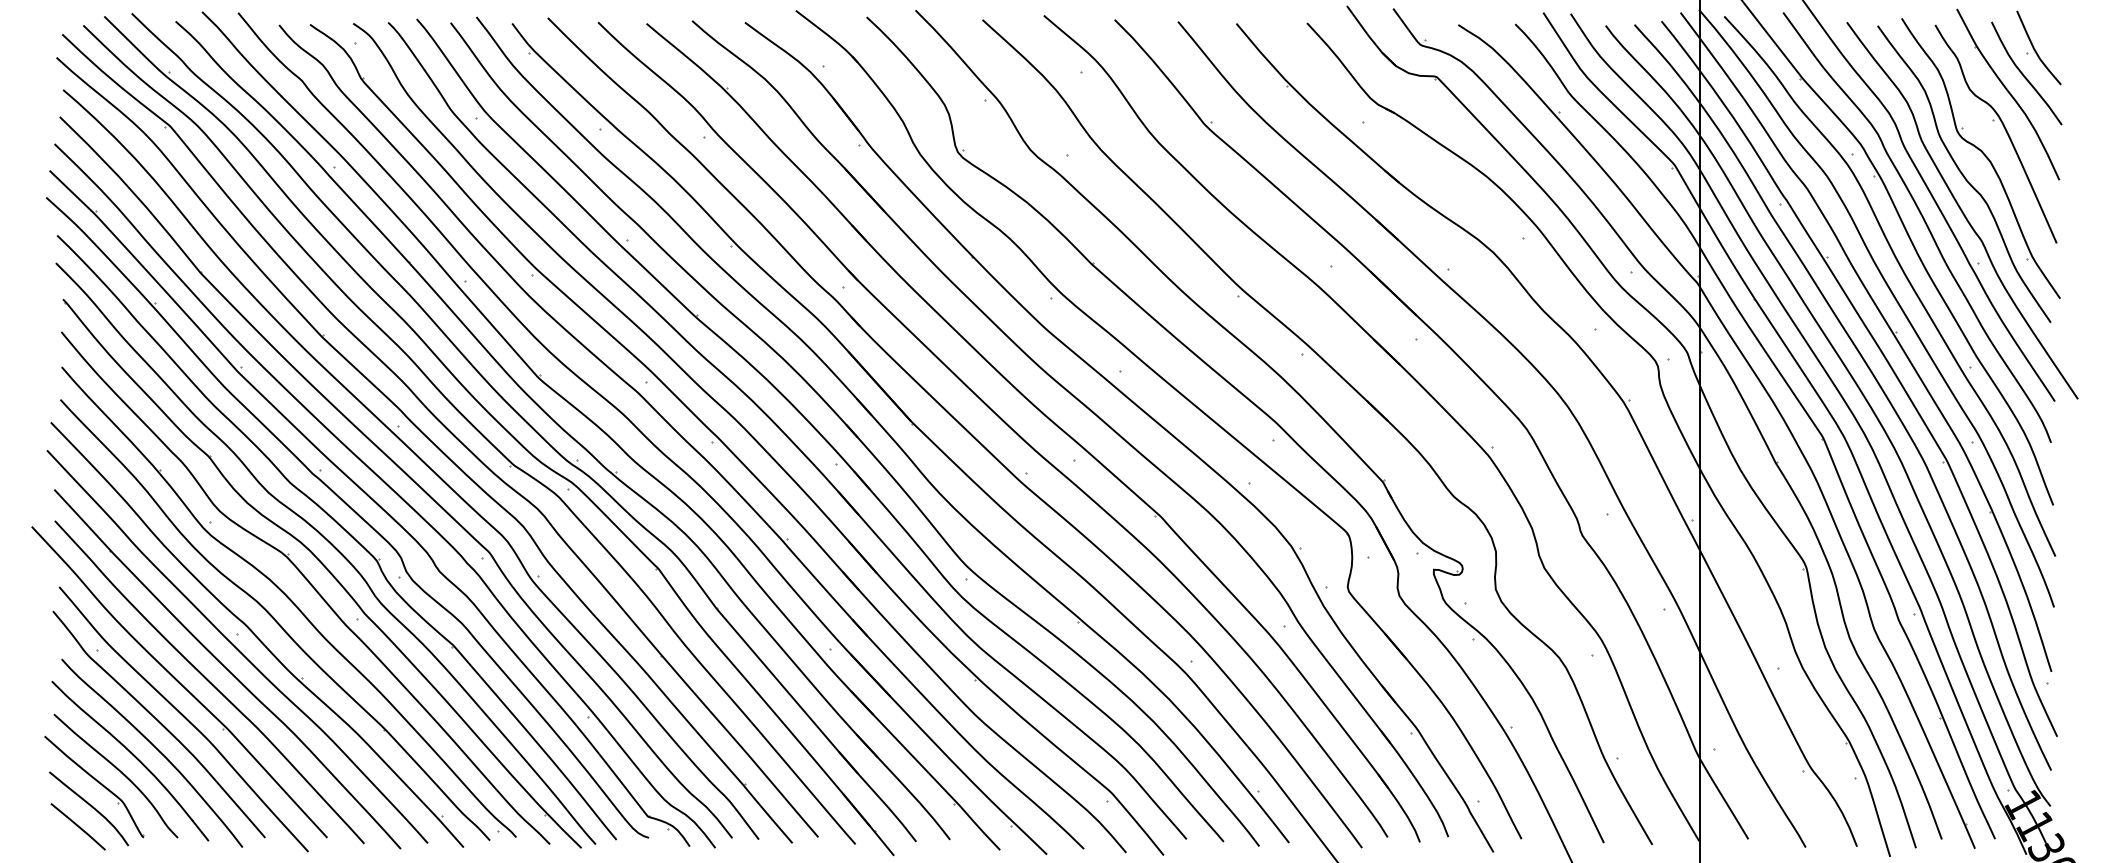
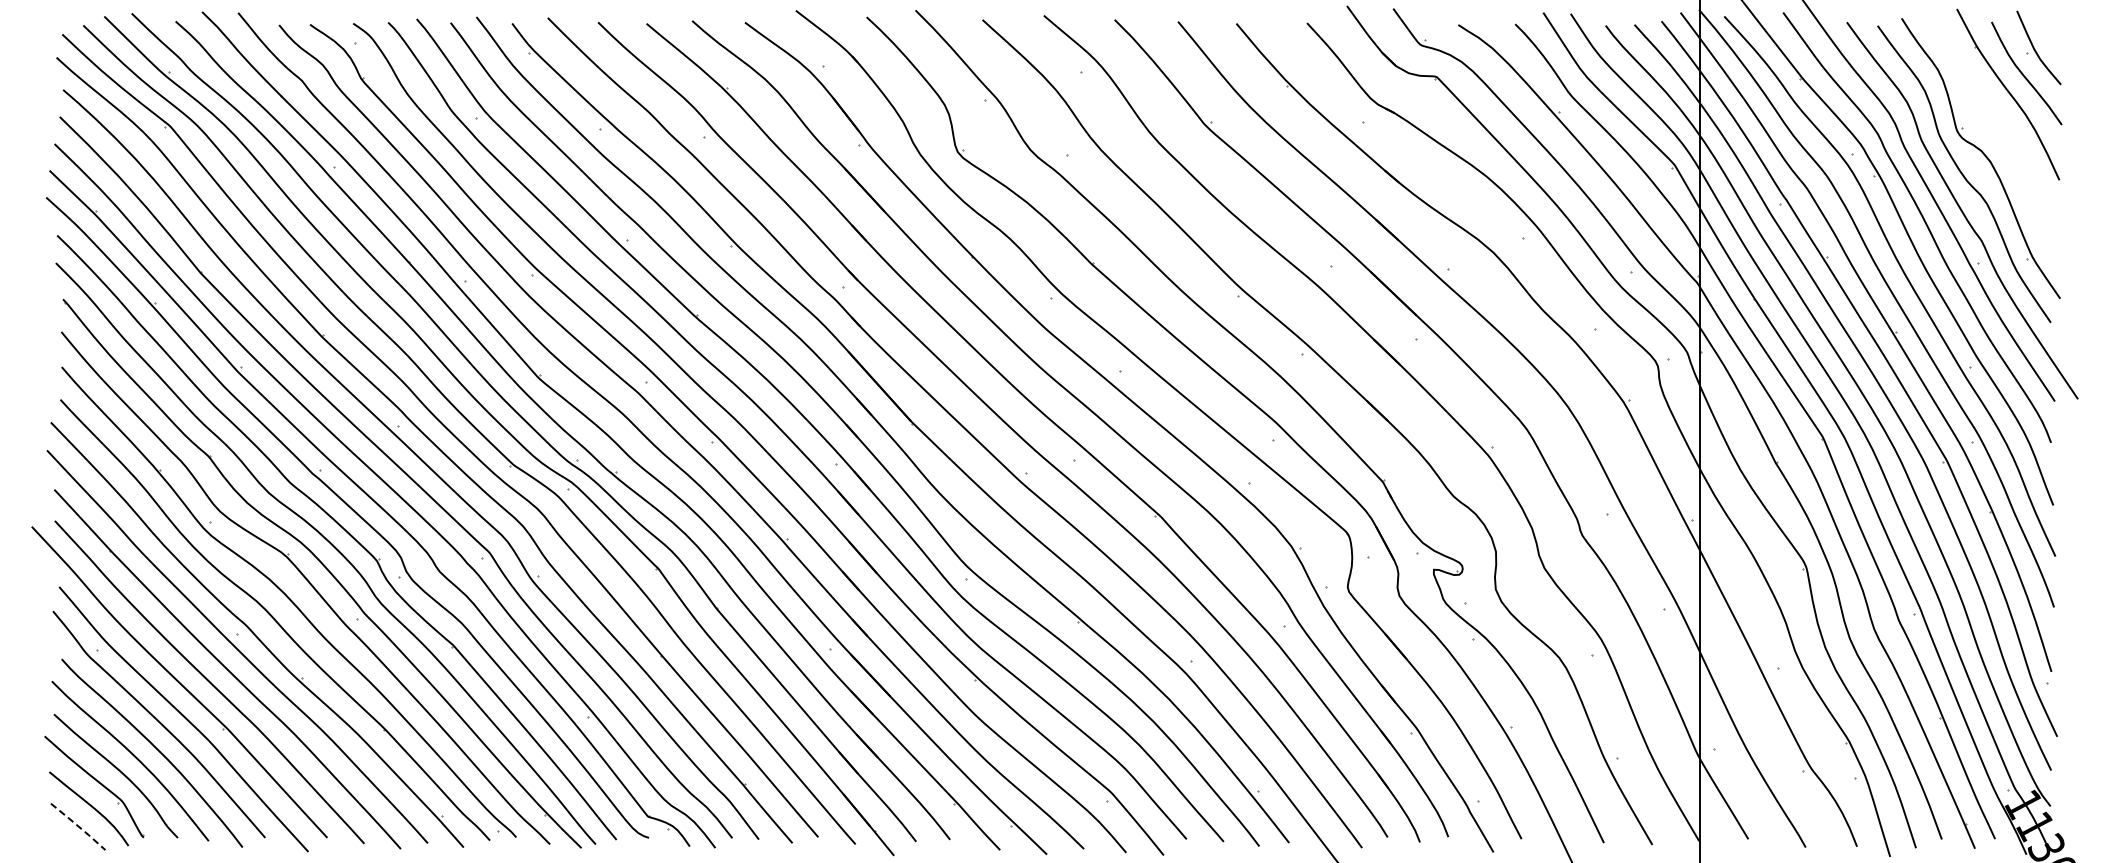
part: present -> none (2004, 129)
line: solid -> dashed (78, 826)
